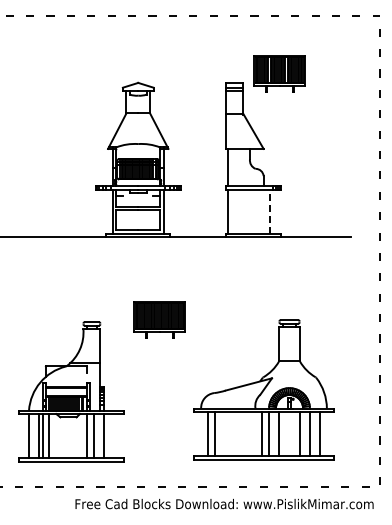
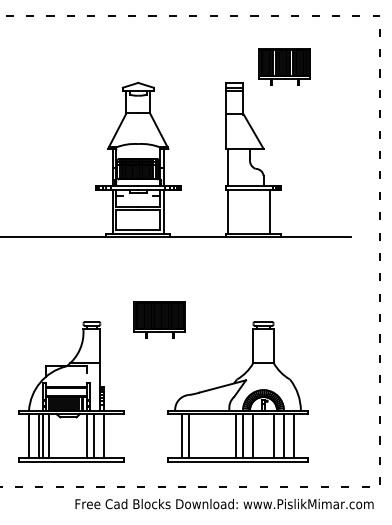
part position: (279, 73) -> (284, 66) (284, 66)
line: dashed -> solid (270, 211)
part position: (263, 389) -> (237, 391) (237, 391)
